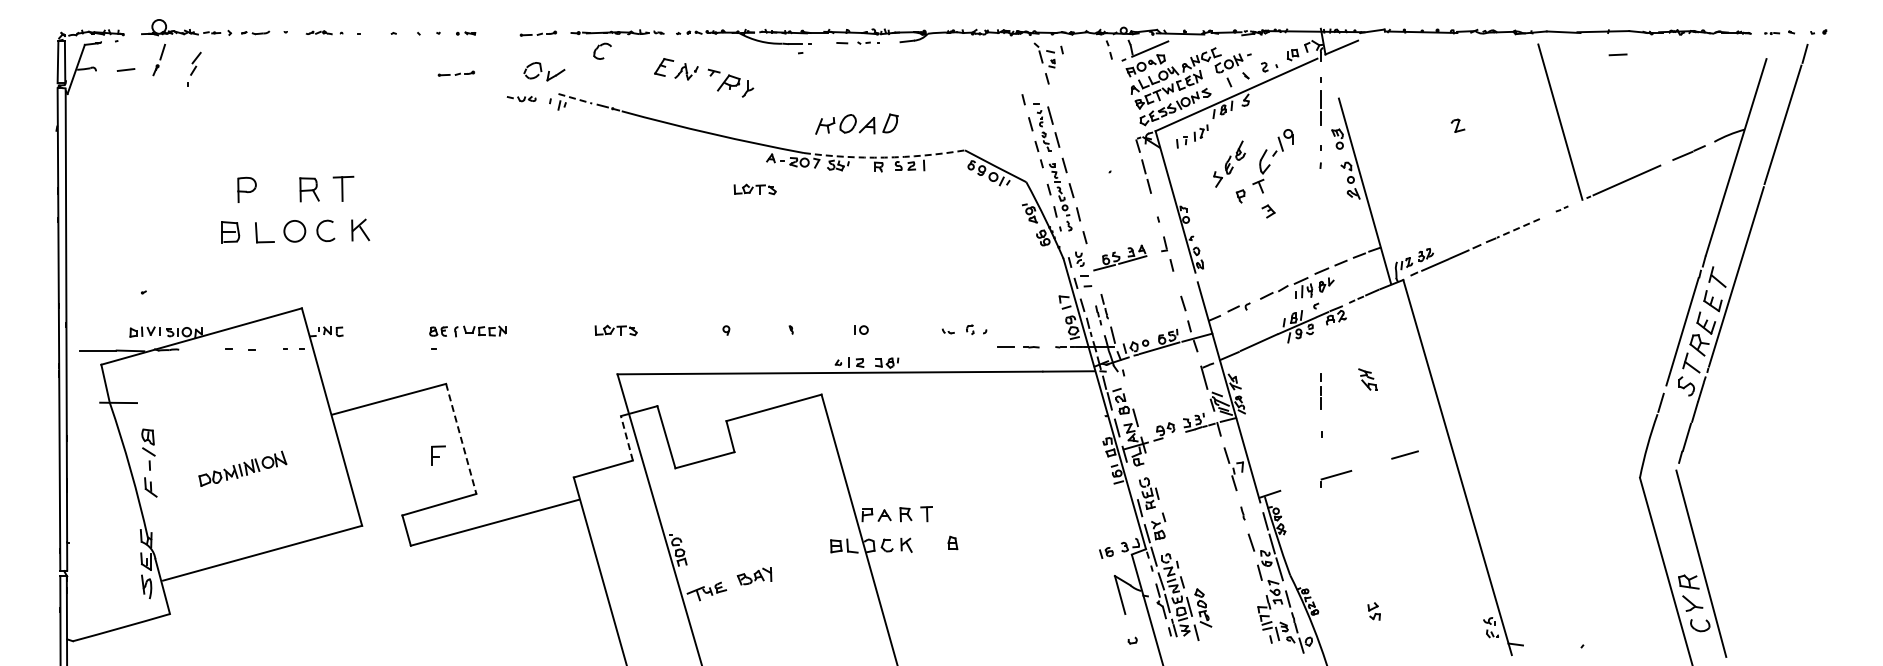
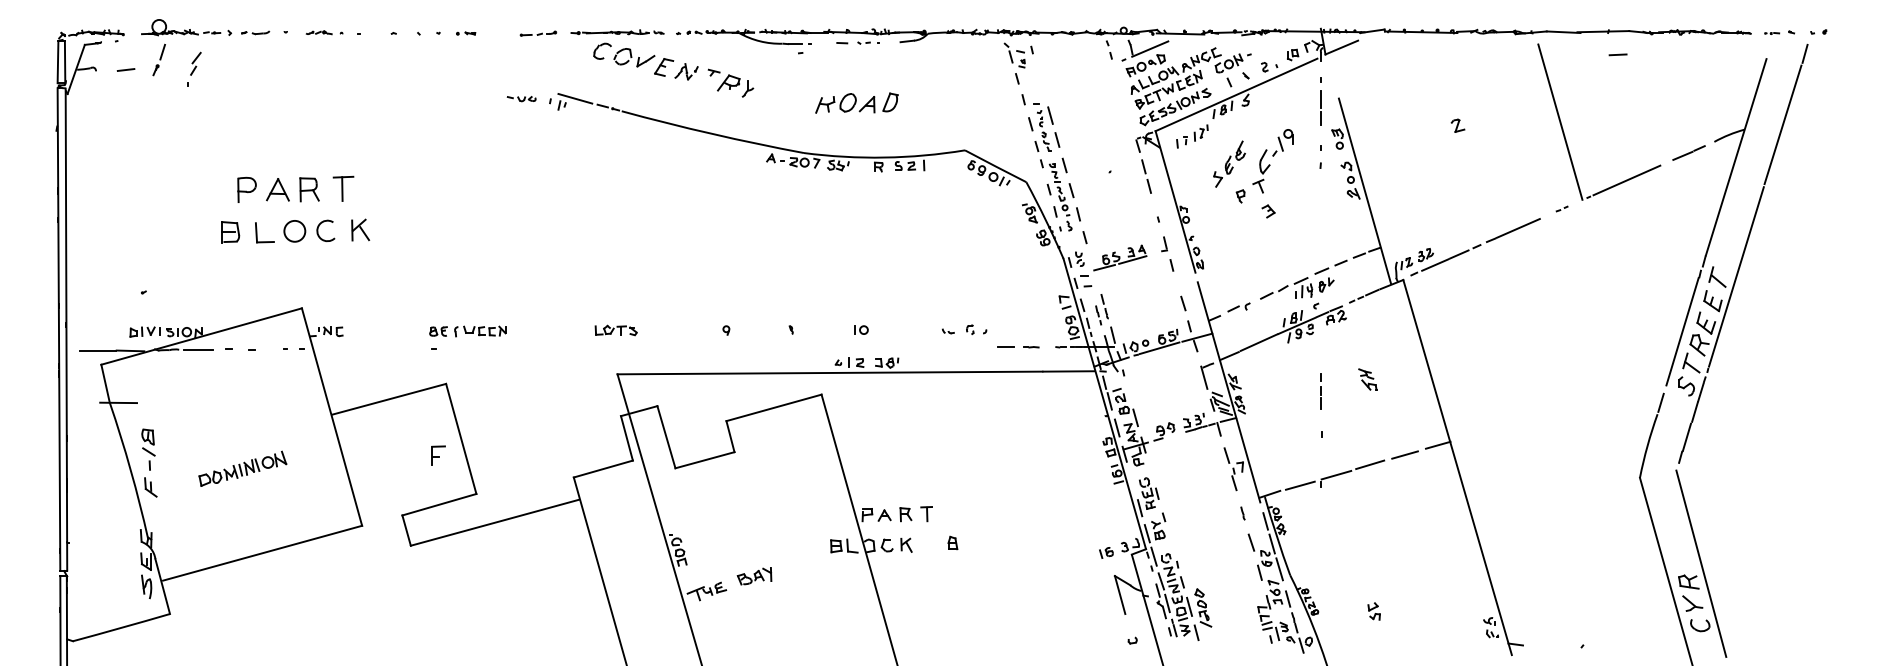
part position: (1048, 63) -> (1018, 63) (1018, 63)
part position: (544, 71) -> (634, 57) (634, 57)
part: present -> none (456, 73)
line: dashed -> solid (575, 98)
part position: (856, 123) -> (856, 102) (856, 102)
arc: dashed -> solid (884, 157)
part: none -> present (277, 189)
part: present -> none (754, 189)
line: dashed -> solid (1517, 228)
line: none -> present (198, 349)
line: dashed -> solid (626, 437)
line: dashed -> solid (461, 439)
line: none -> present (1437, 444)
line: none -> present (1370, 464)
line: none -> present (1299, 485)
